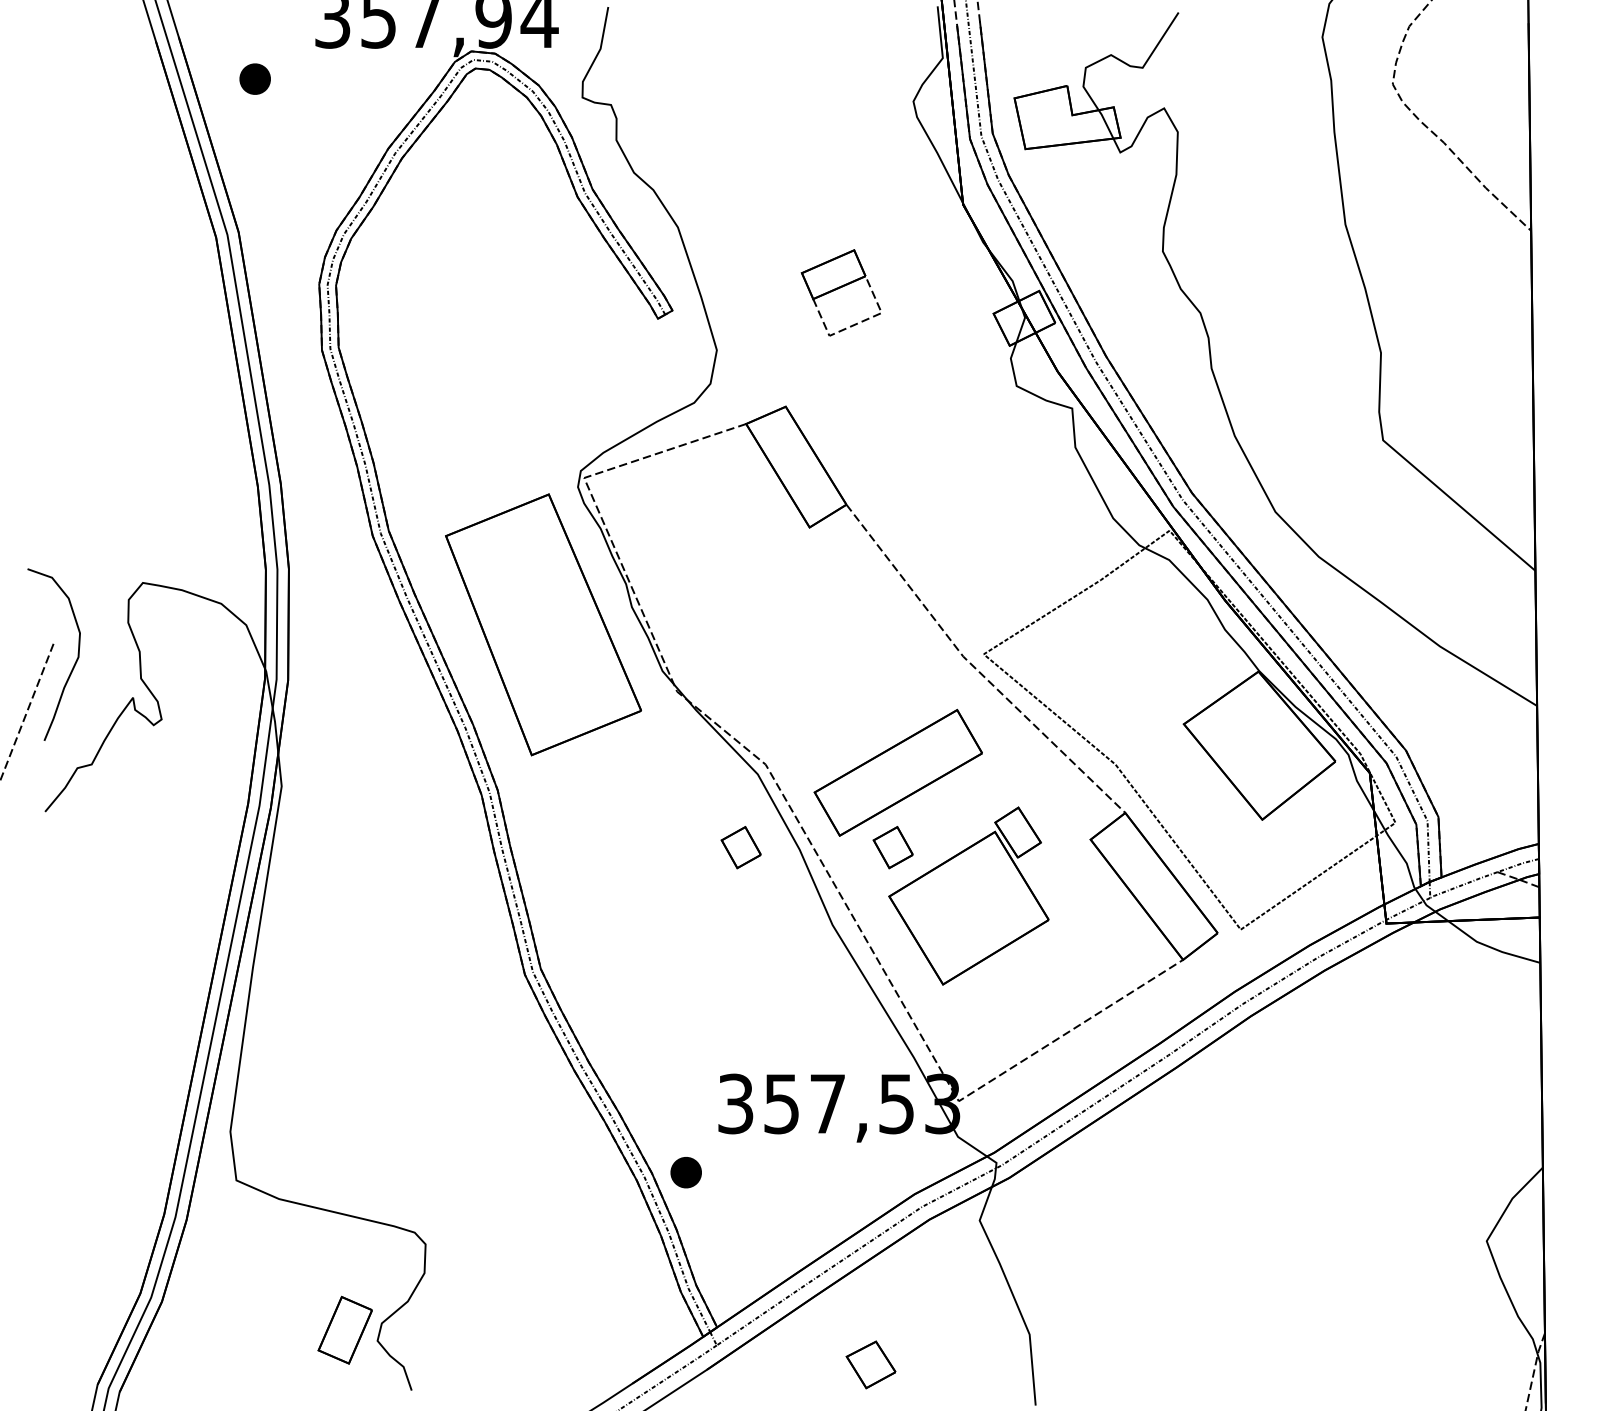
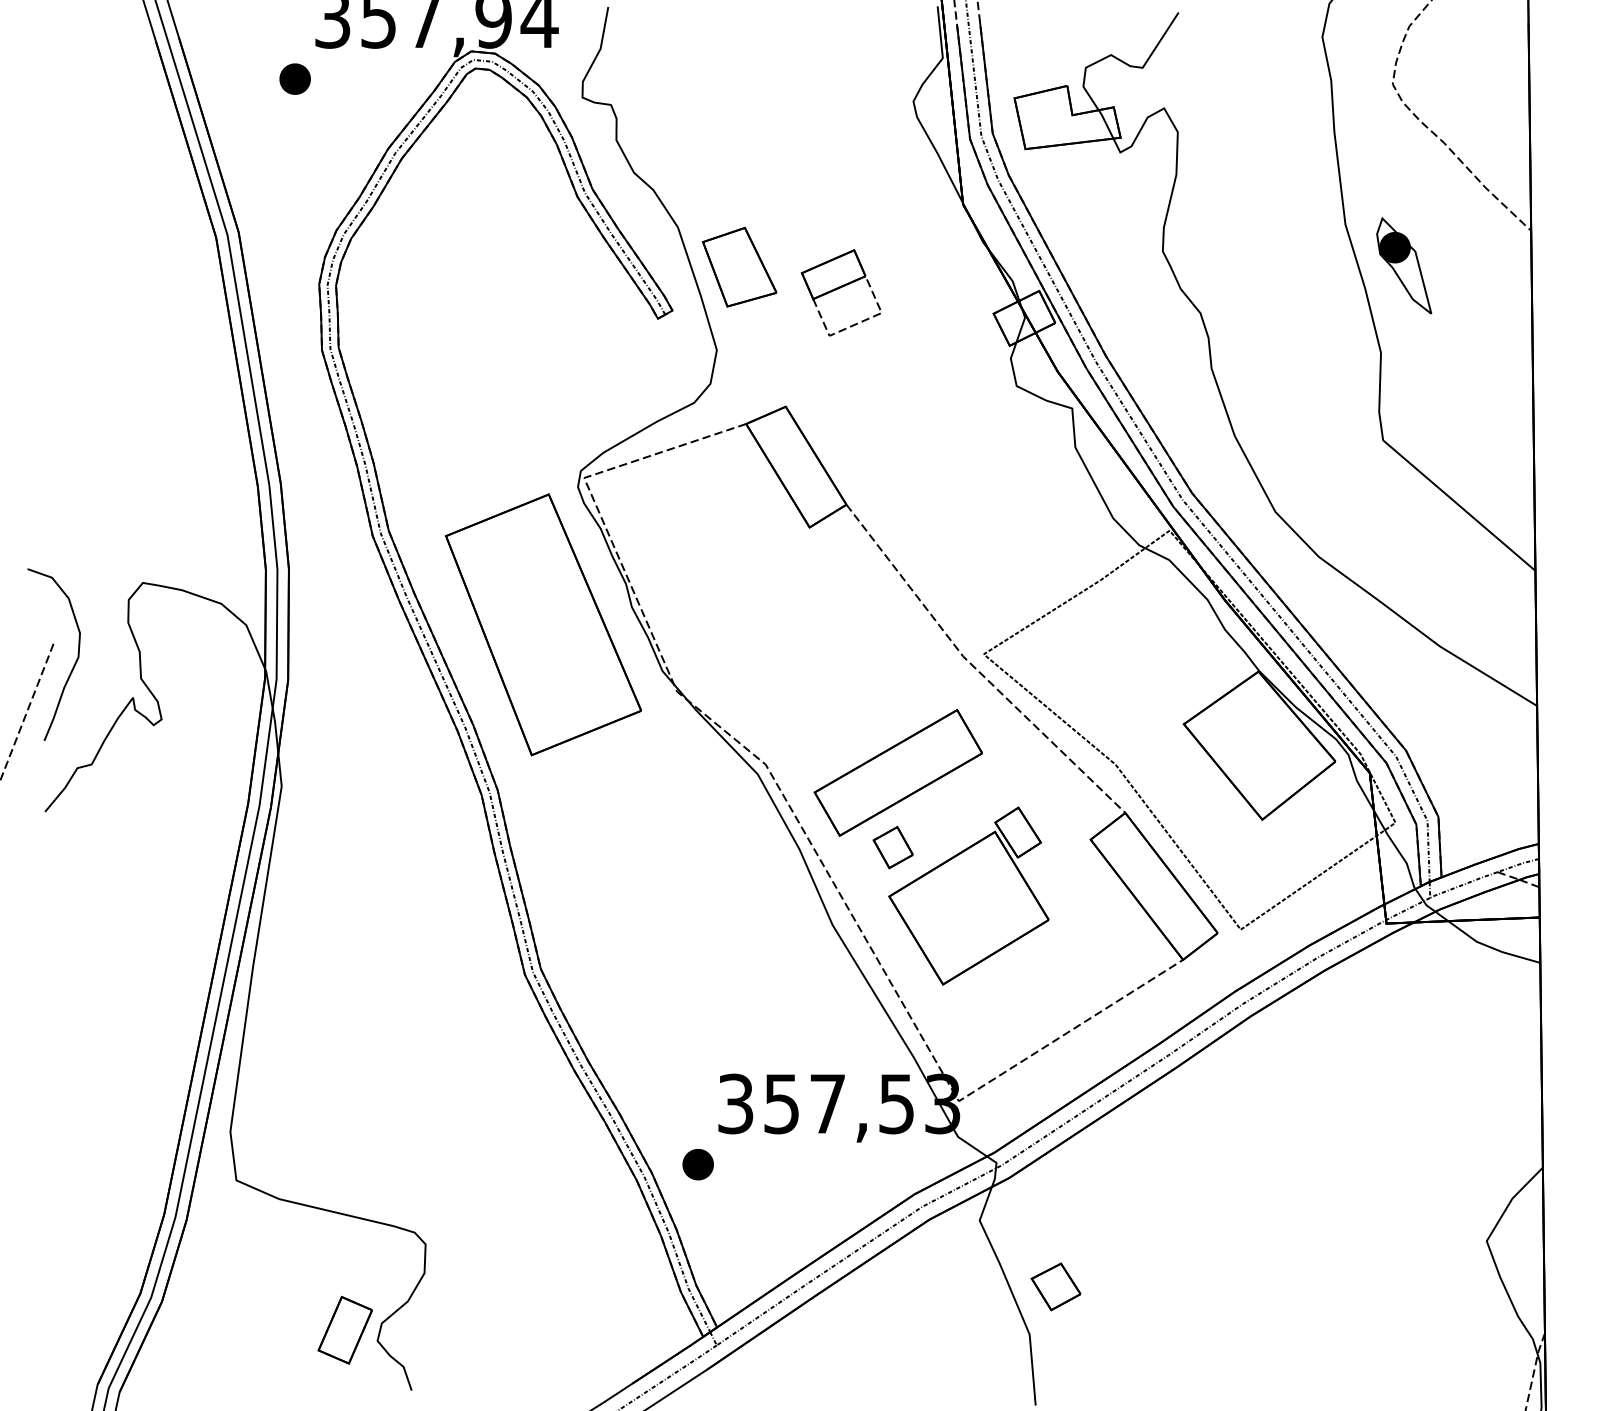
part position: (254, 78) -> (294, 78) (294, 78)
part: none -> present (1404, 265)
part: none -> present (739, 266)
part: present -> none (740, 847)
part position: (685, 1172) -> (697, 1164) (697, 1164)
part position: (870, 1364) -> (1055, 1286) (1055, 1286)
